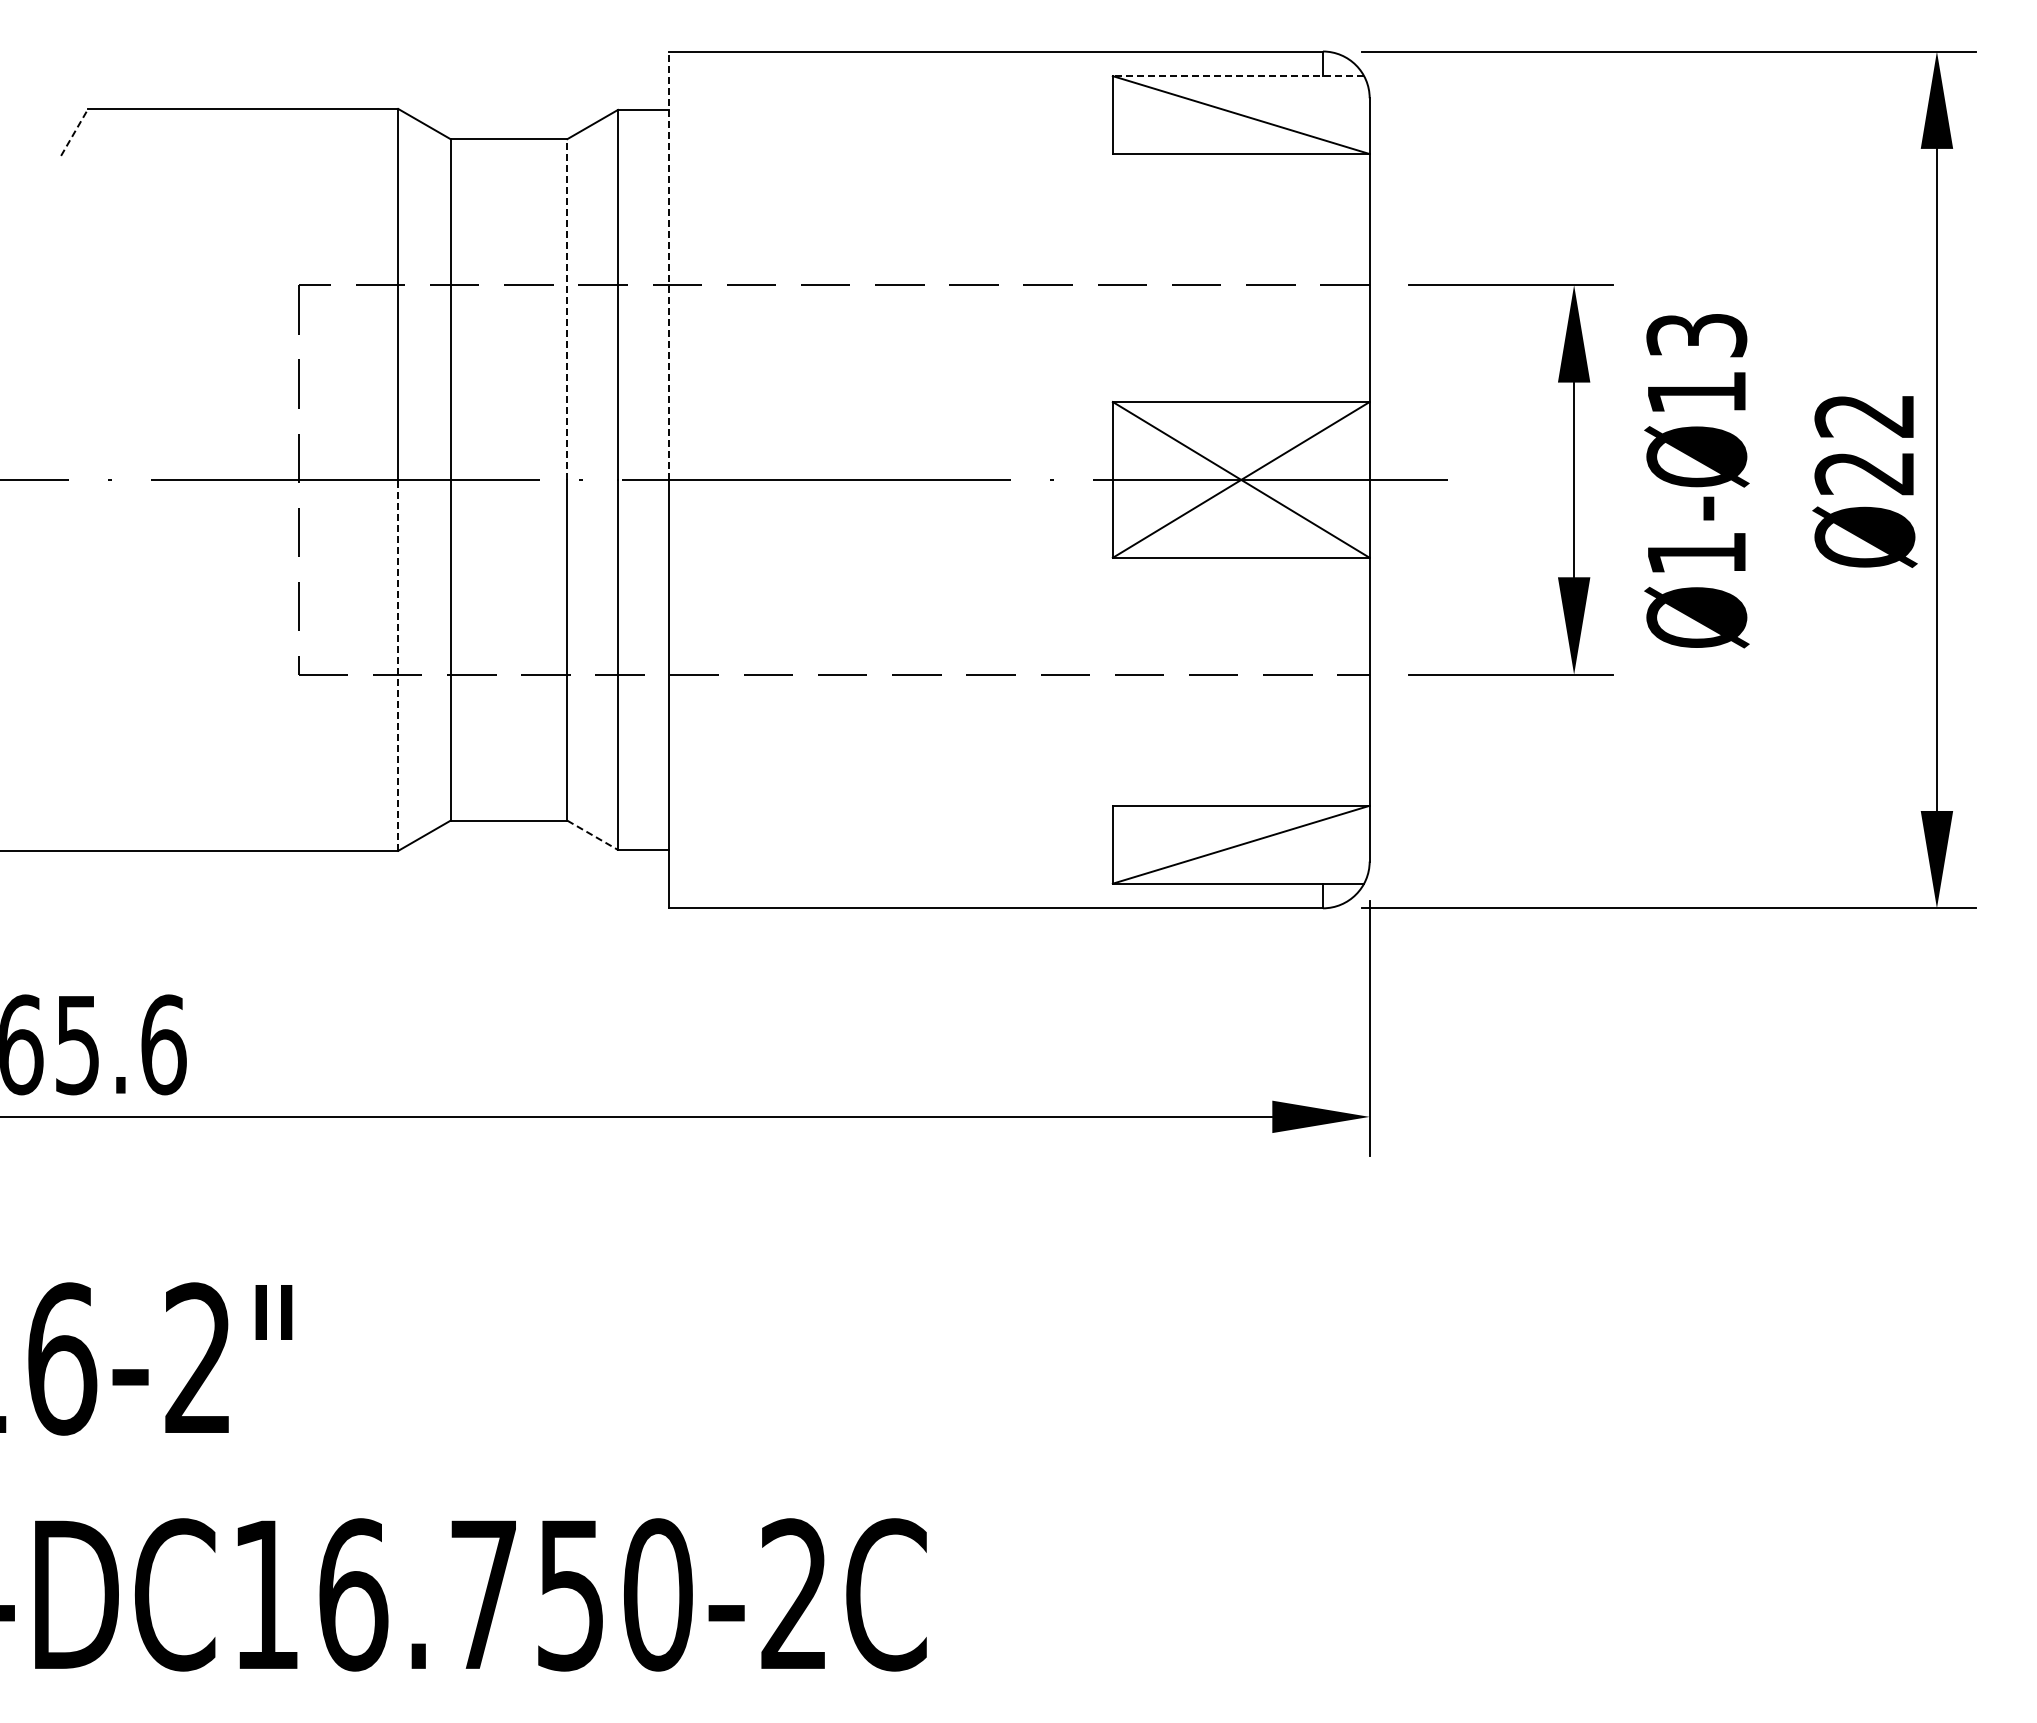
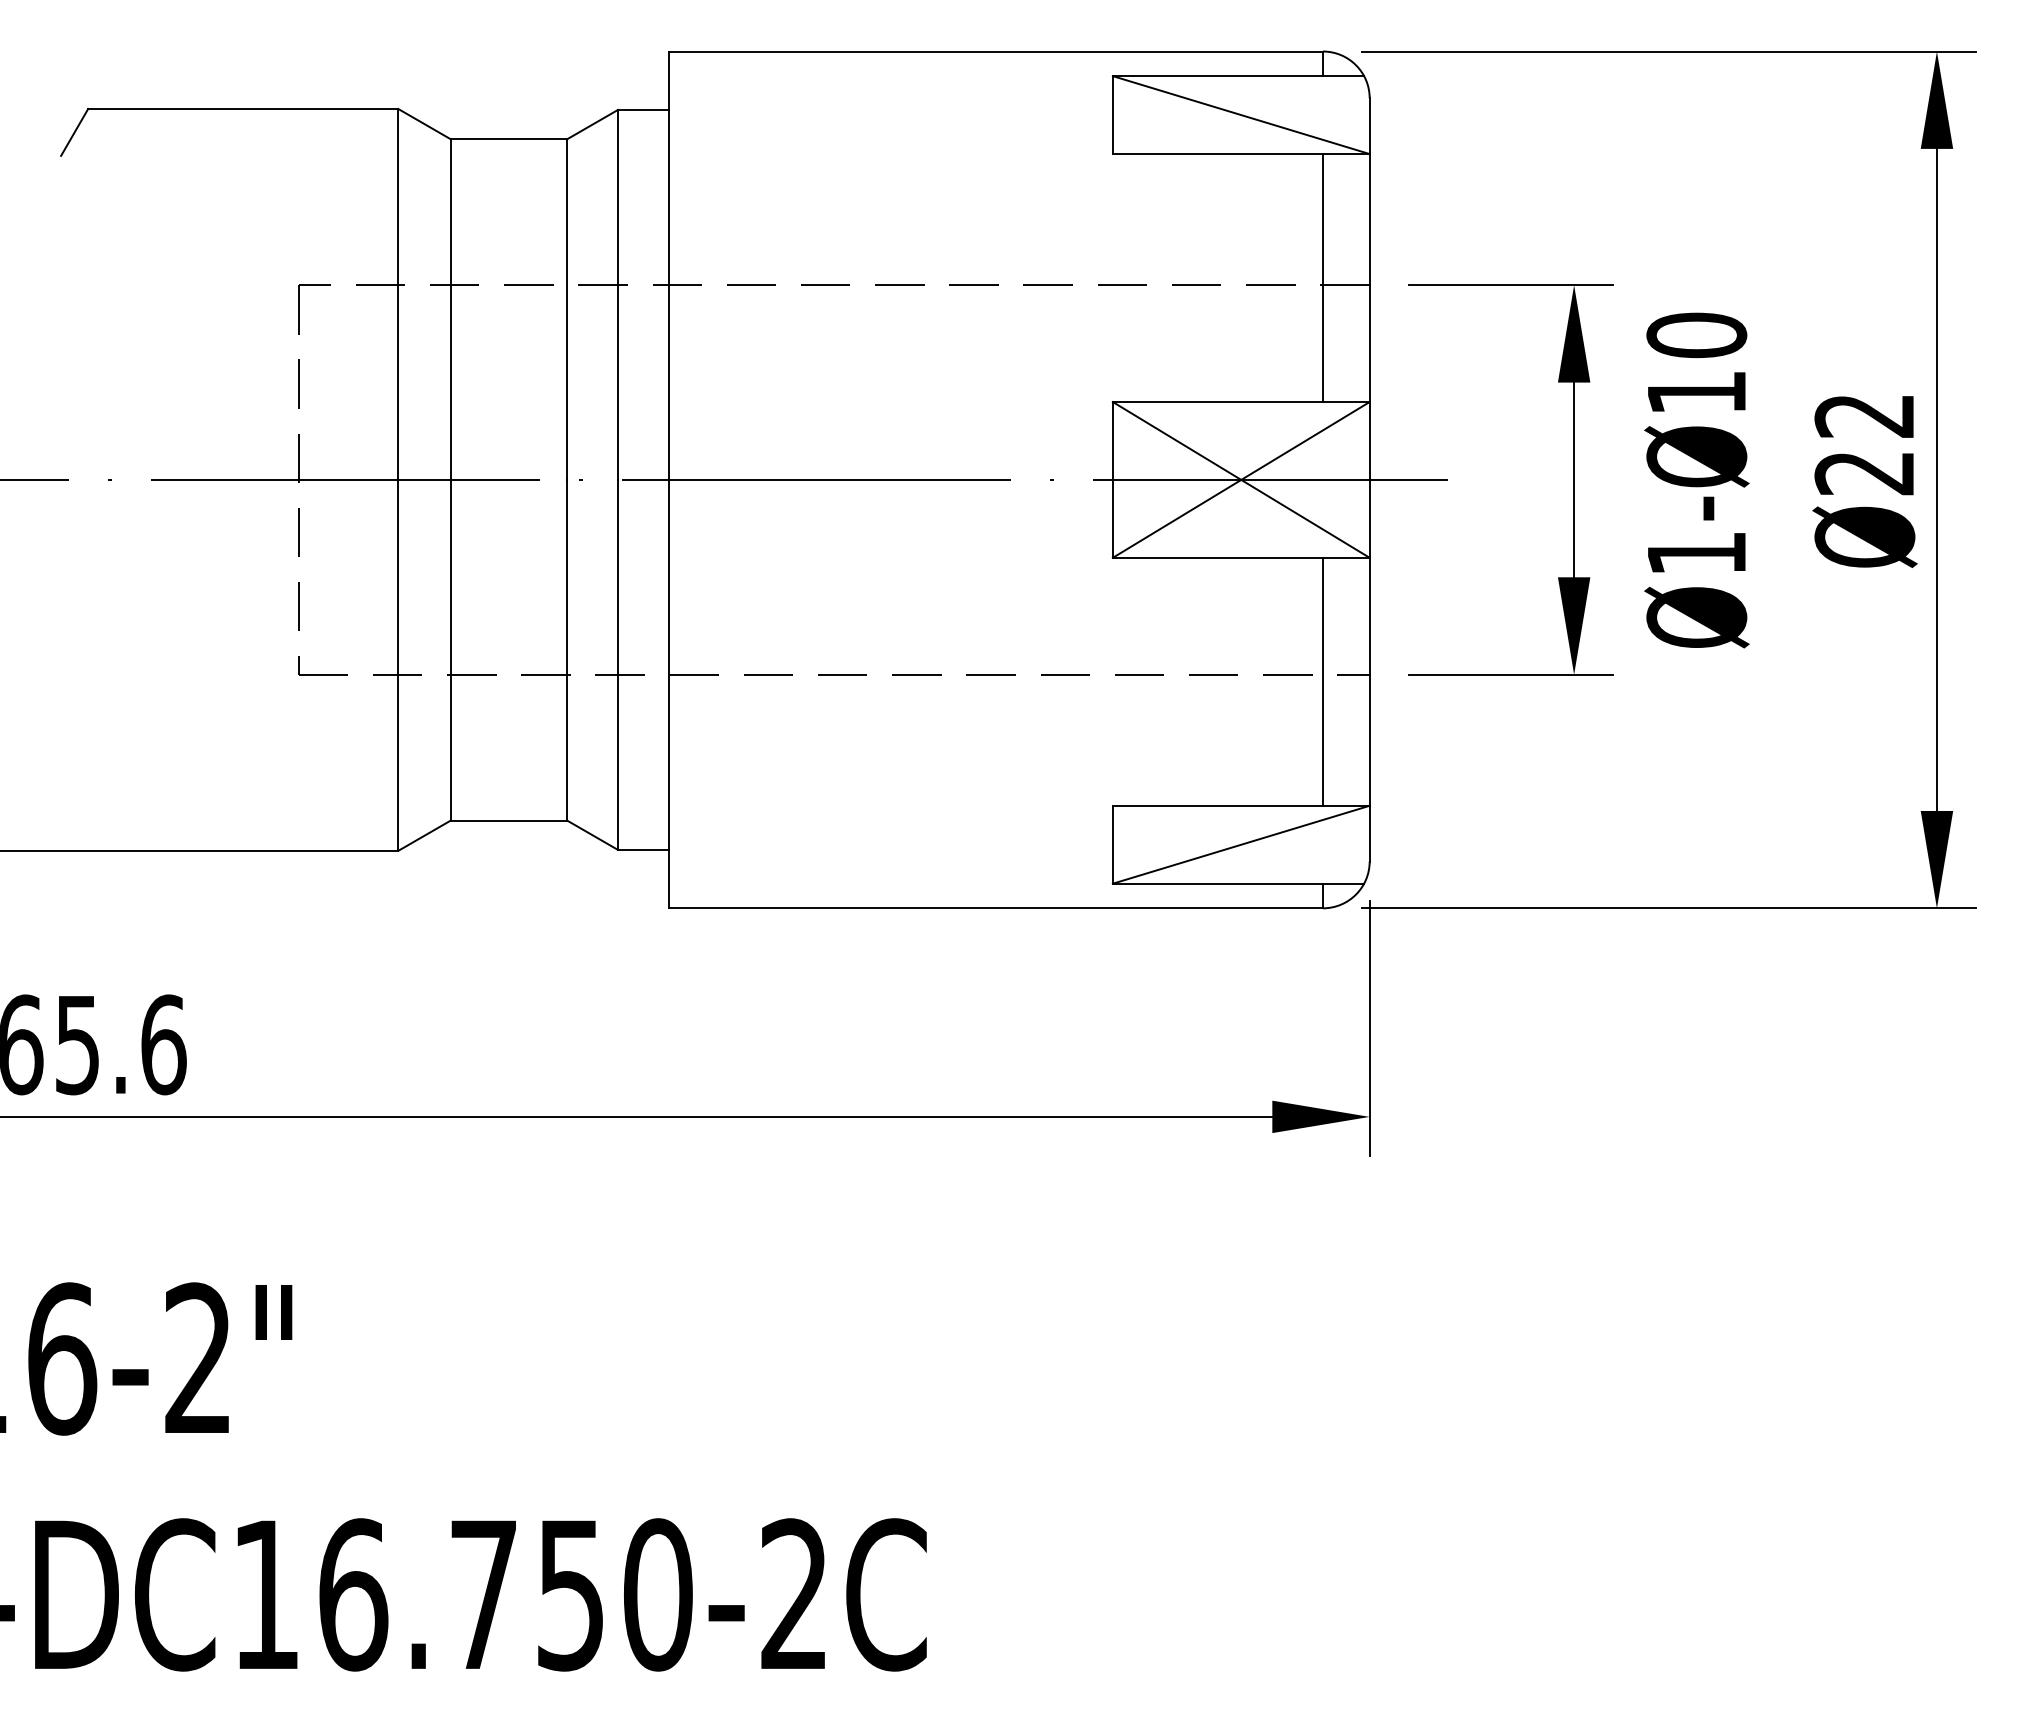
line: dashed -> solid (1238, 76)
line: dashed -> solid (74, 132)
line: dashed -> solid (668, 265)
line: none -> present (1322, 278)
line: dashed -> solid (567, 309)
text: Ø1-Ø13 -> Ø1-Ø10 (1696, 335)
line: dashed -> solid (398, 664)
line: none -> present (1322, 681)
line: dashed -> solid (593, 835)
